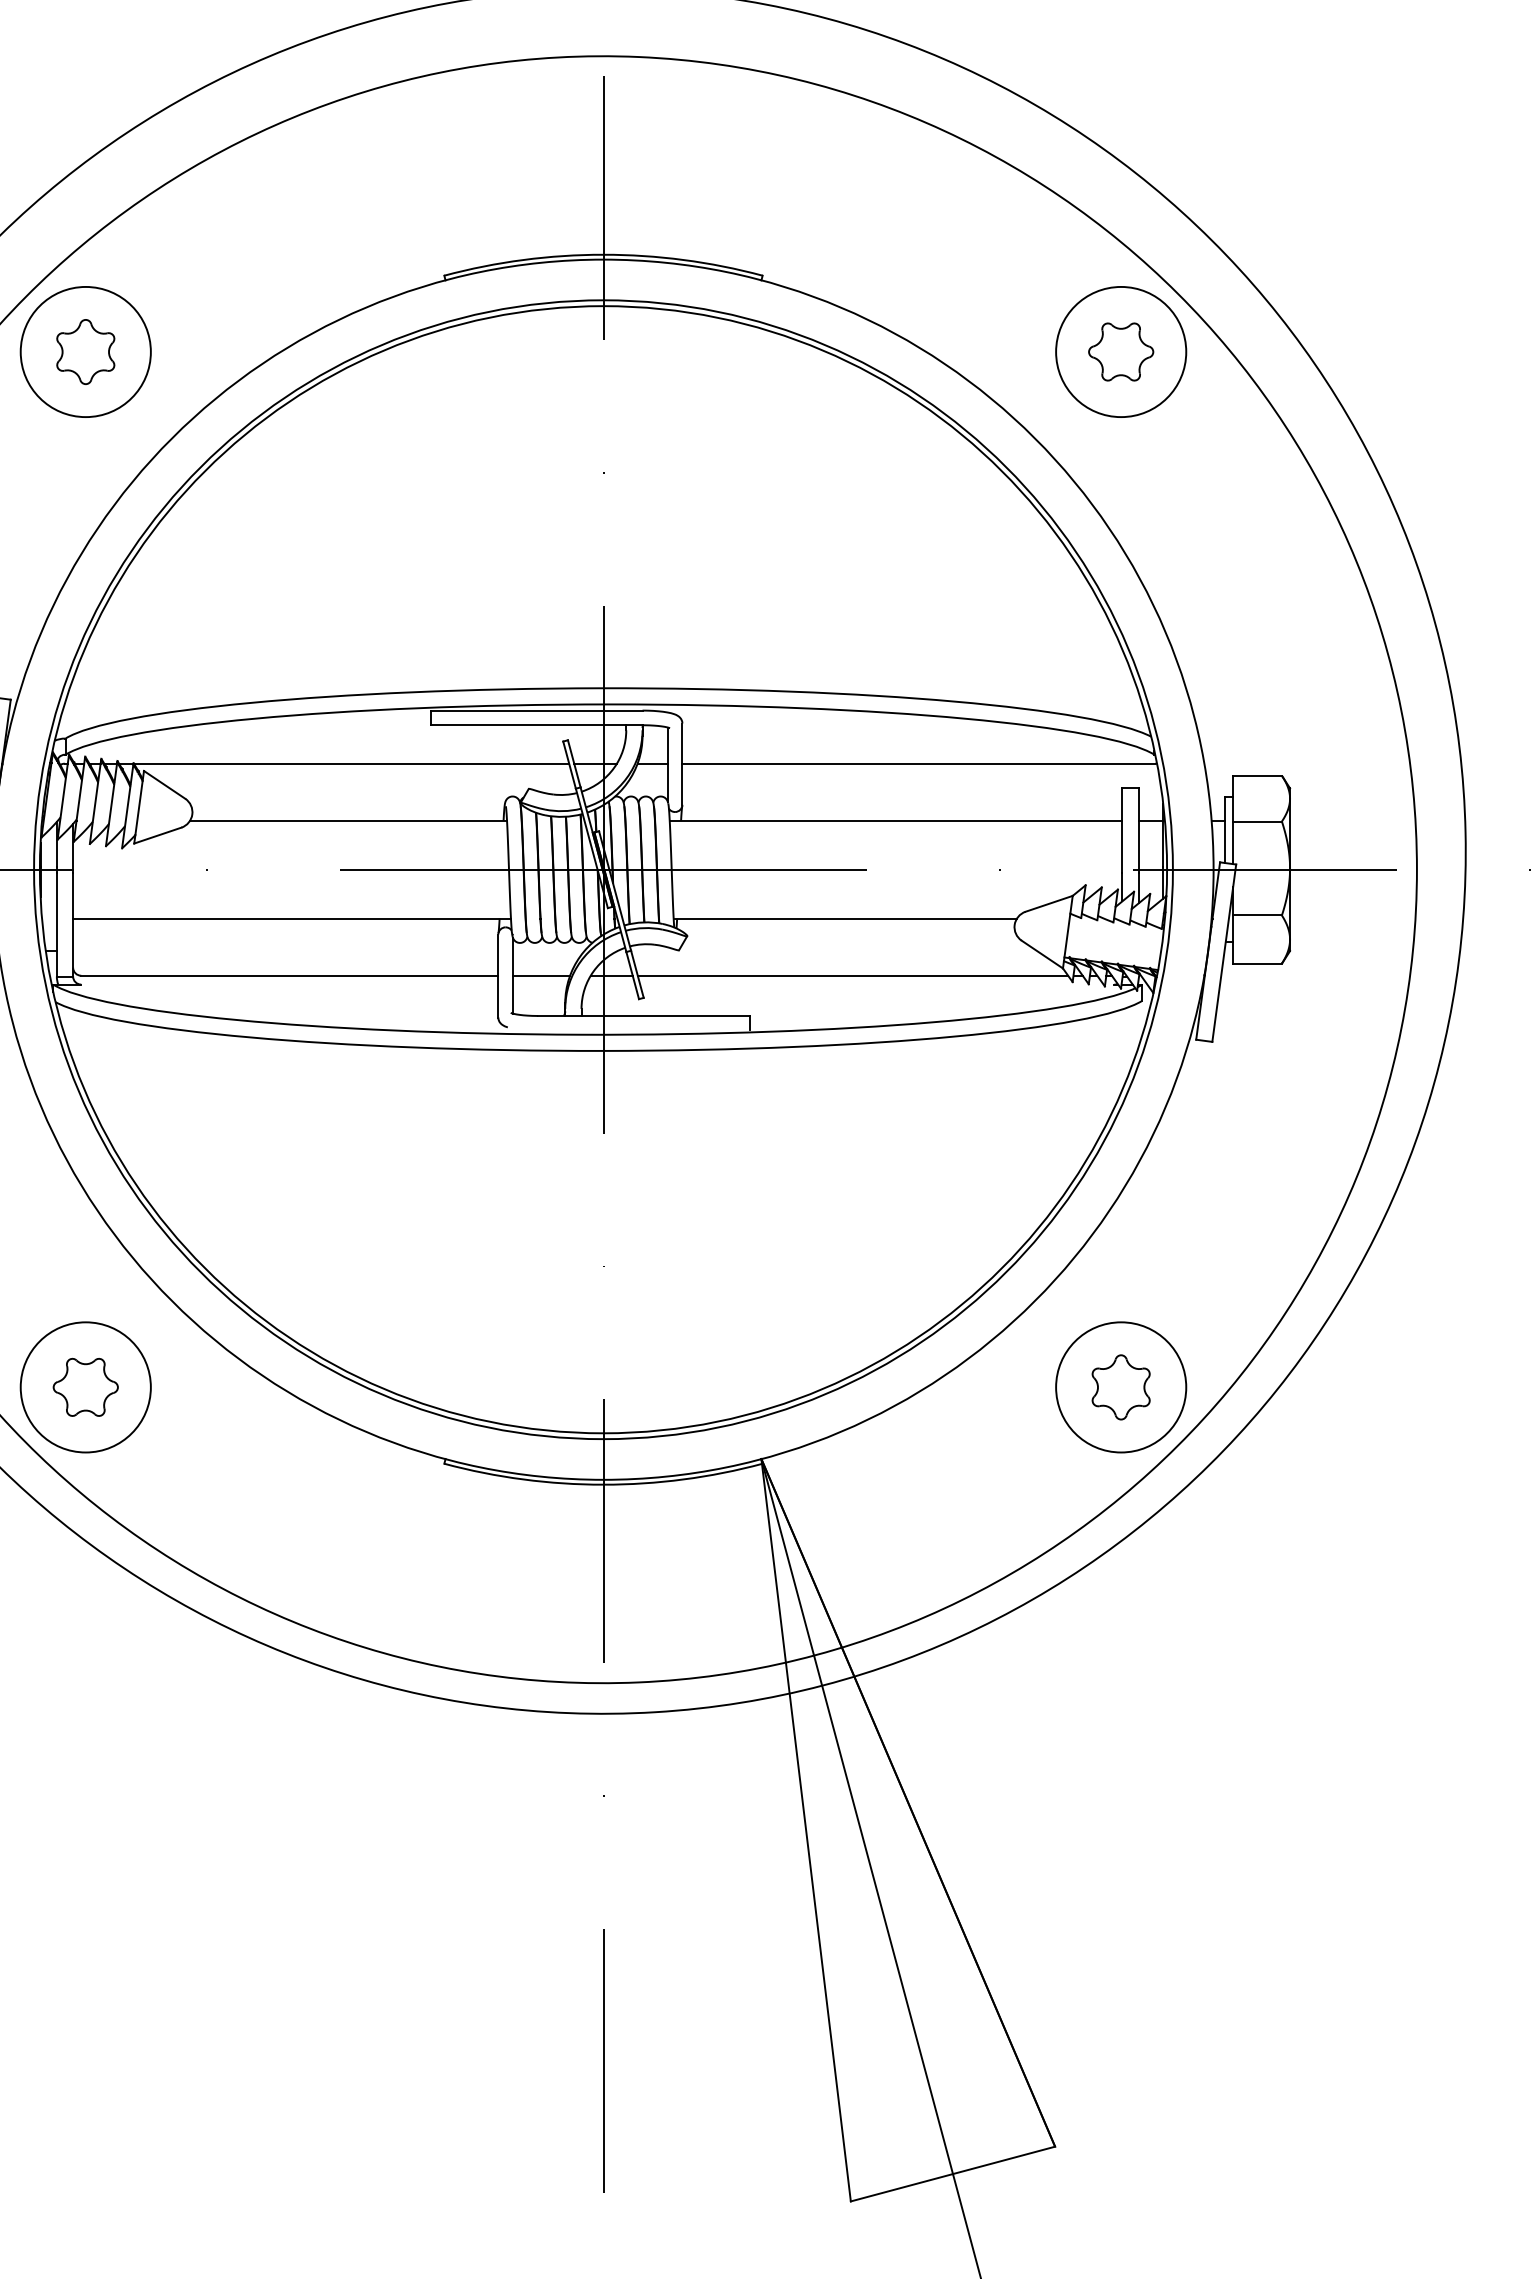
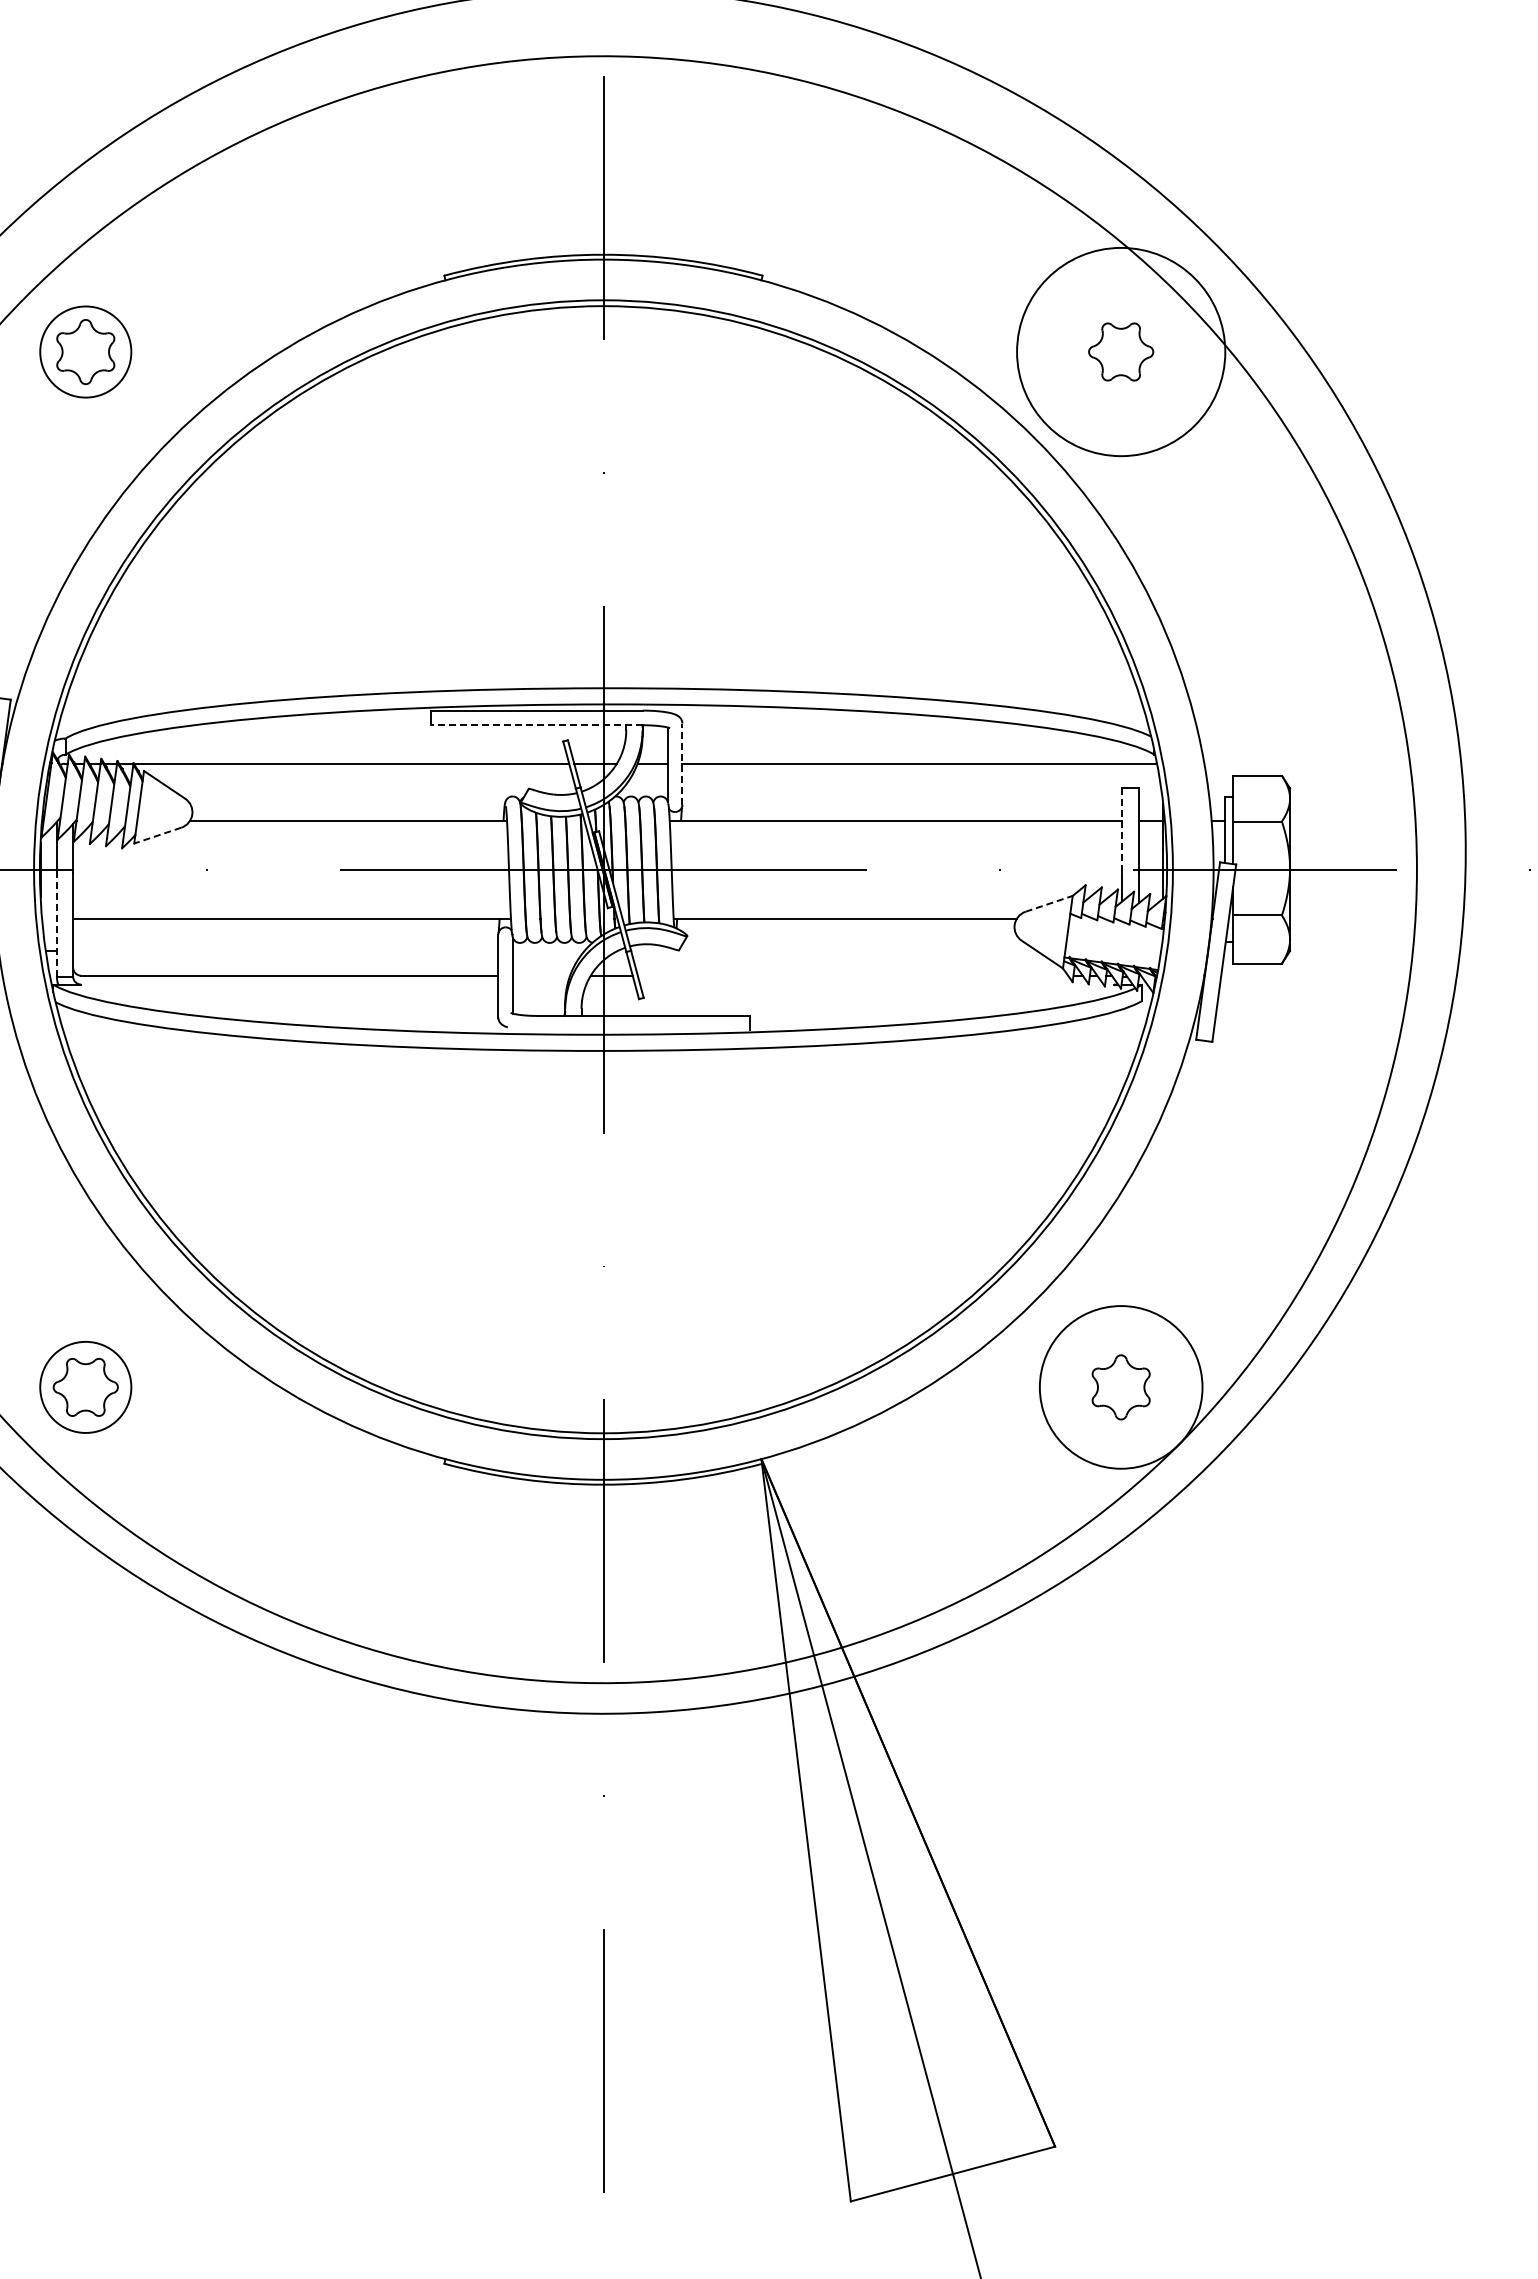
circle diameter: 130 px -> 91 px (85, 351)
circle diameter: 130 px -> 208 px (1121, 351)
line: solid -> dashed (536, 725)
line: solid -> dashed (682, 764)
line: solid -> dashed (1122, 831)
line: solid -> dashed (157, 835)
line: solid -> dashed (1049, 903)
line: solid -> dashed (56, 924)
line: present -> none (541, 975)
line: present -> none (852, 975)
circle diameter: 130 px -> 91 px (85, 1386)
circle diameter: 130 px -> 163 px (1120, 1387)
